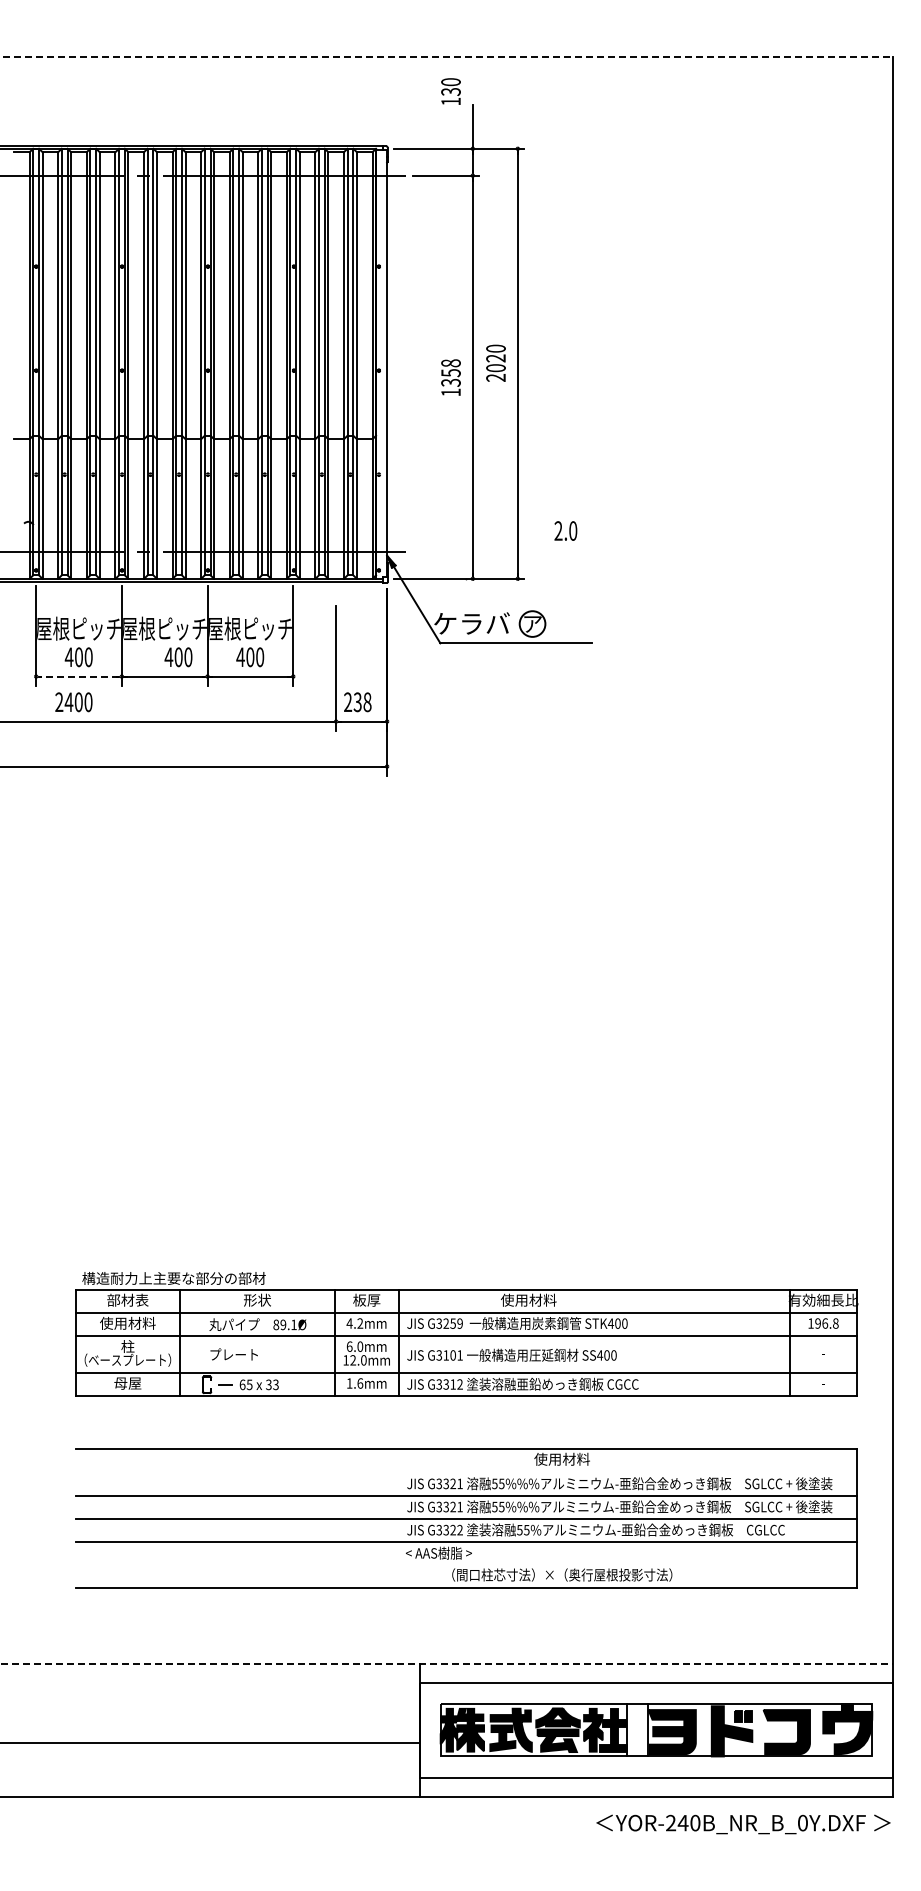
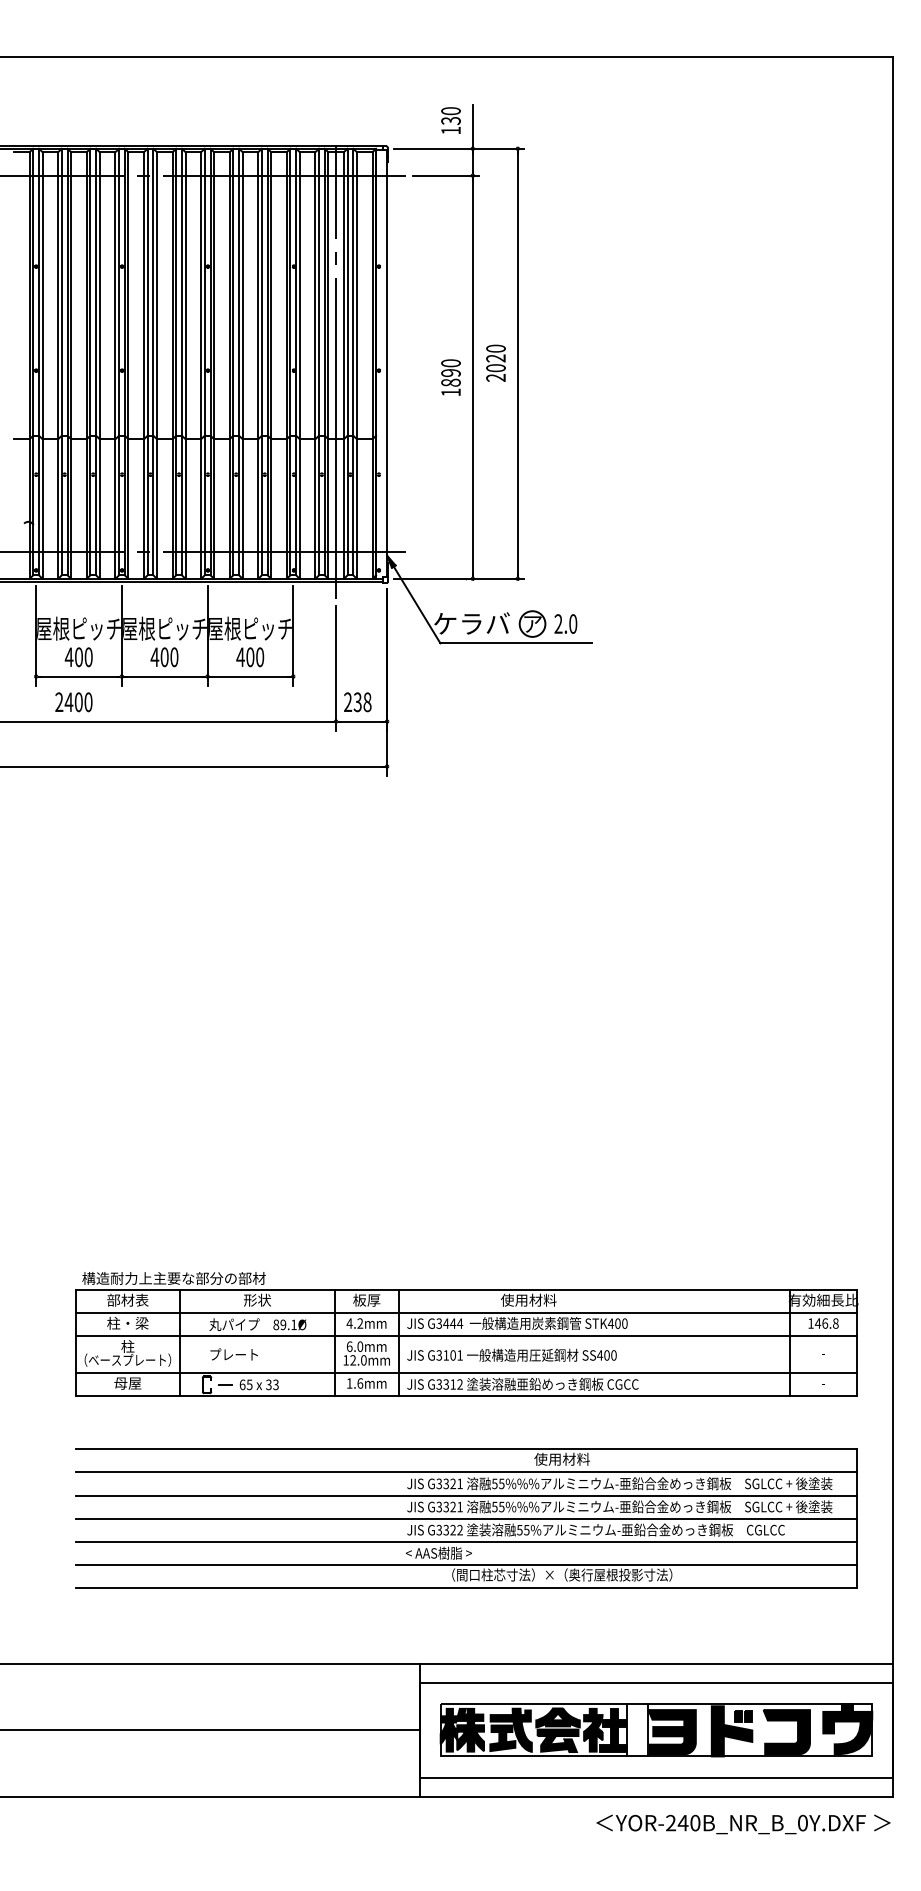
line: dashed -> solid (447, 56)
text position: (450, 91) -> (450, 120) (450, 120)
line: none -> present (336, 372)
text: 1358 -> 1890 (450, 372)
text position: (565, 530) -> (565, 623) (565, 623)
text position: (178, 657) -> (164, 657) (164, 657)
line: dashed -> solid (79, 676)
text: 使用材料 -> 柱・梁 (127, 1322)
text: G3259 -> G3444 (453, 1323)
text: 196.8 -> 146.8 (817, 1323)
line: none -> present (465, 1472)
line: none -> present (465, 1564)
line: dashed -> solid (447, 1663)
line position: (210, 1743) -> (210, 1730) (210, 1730)
